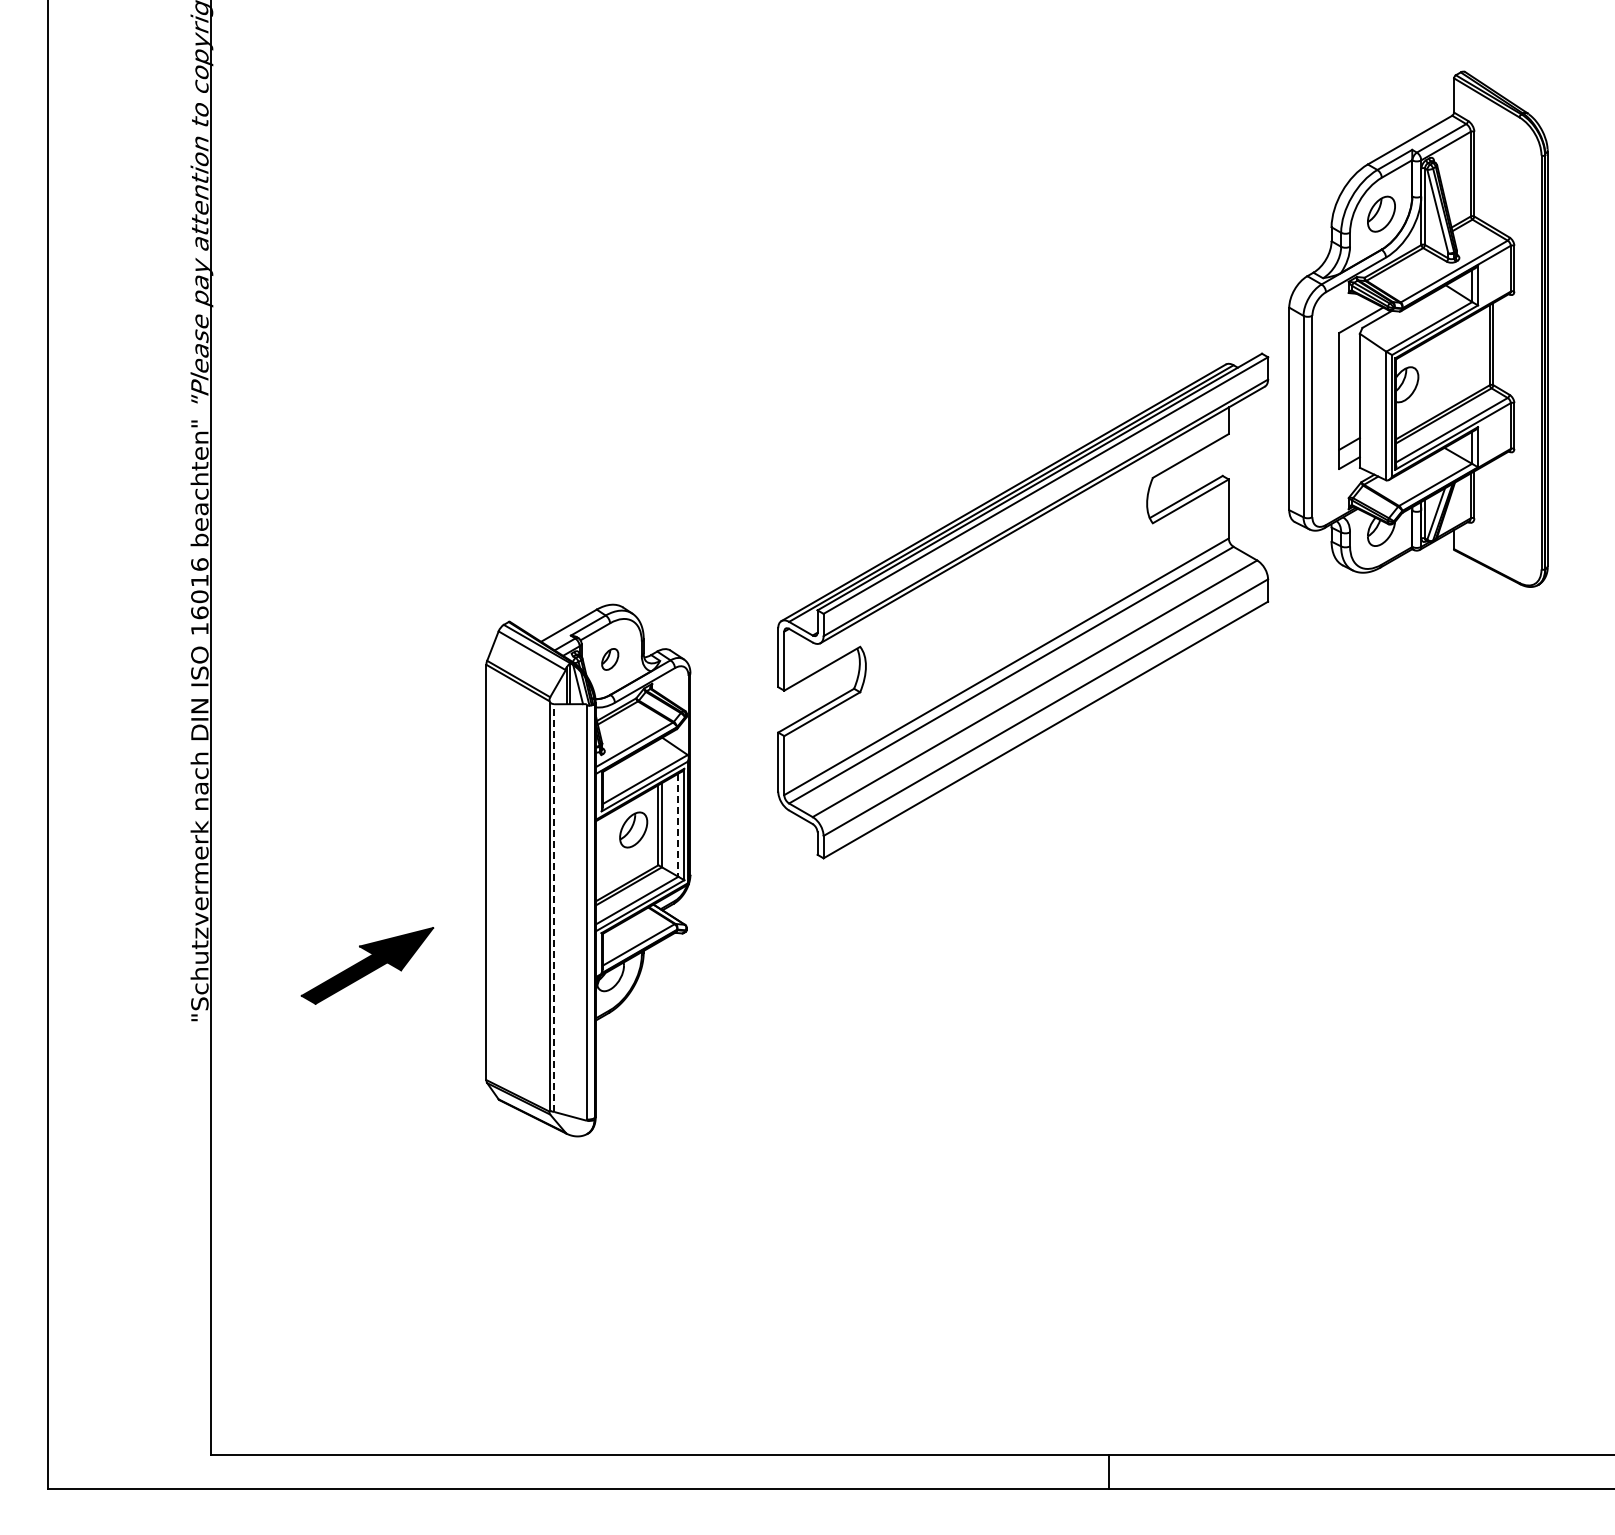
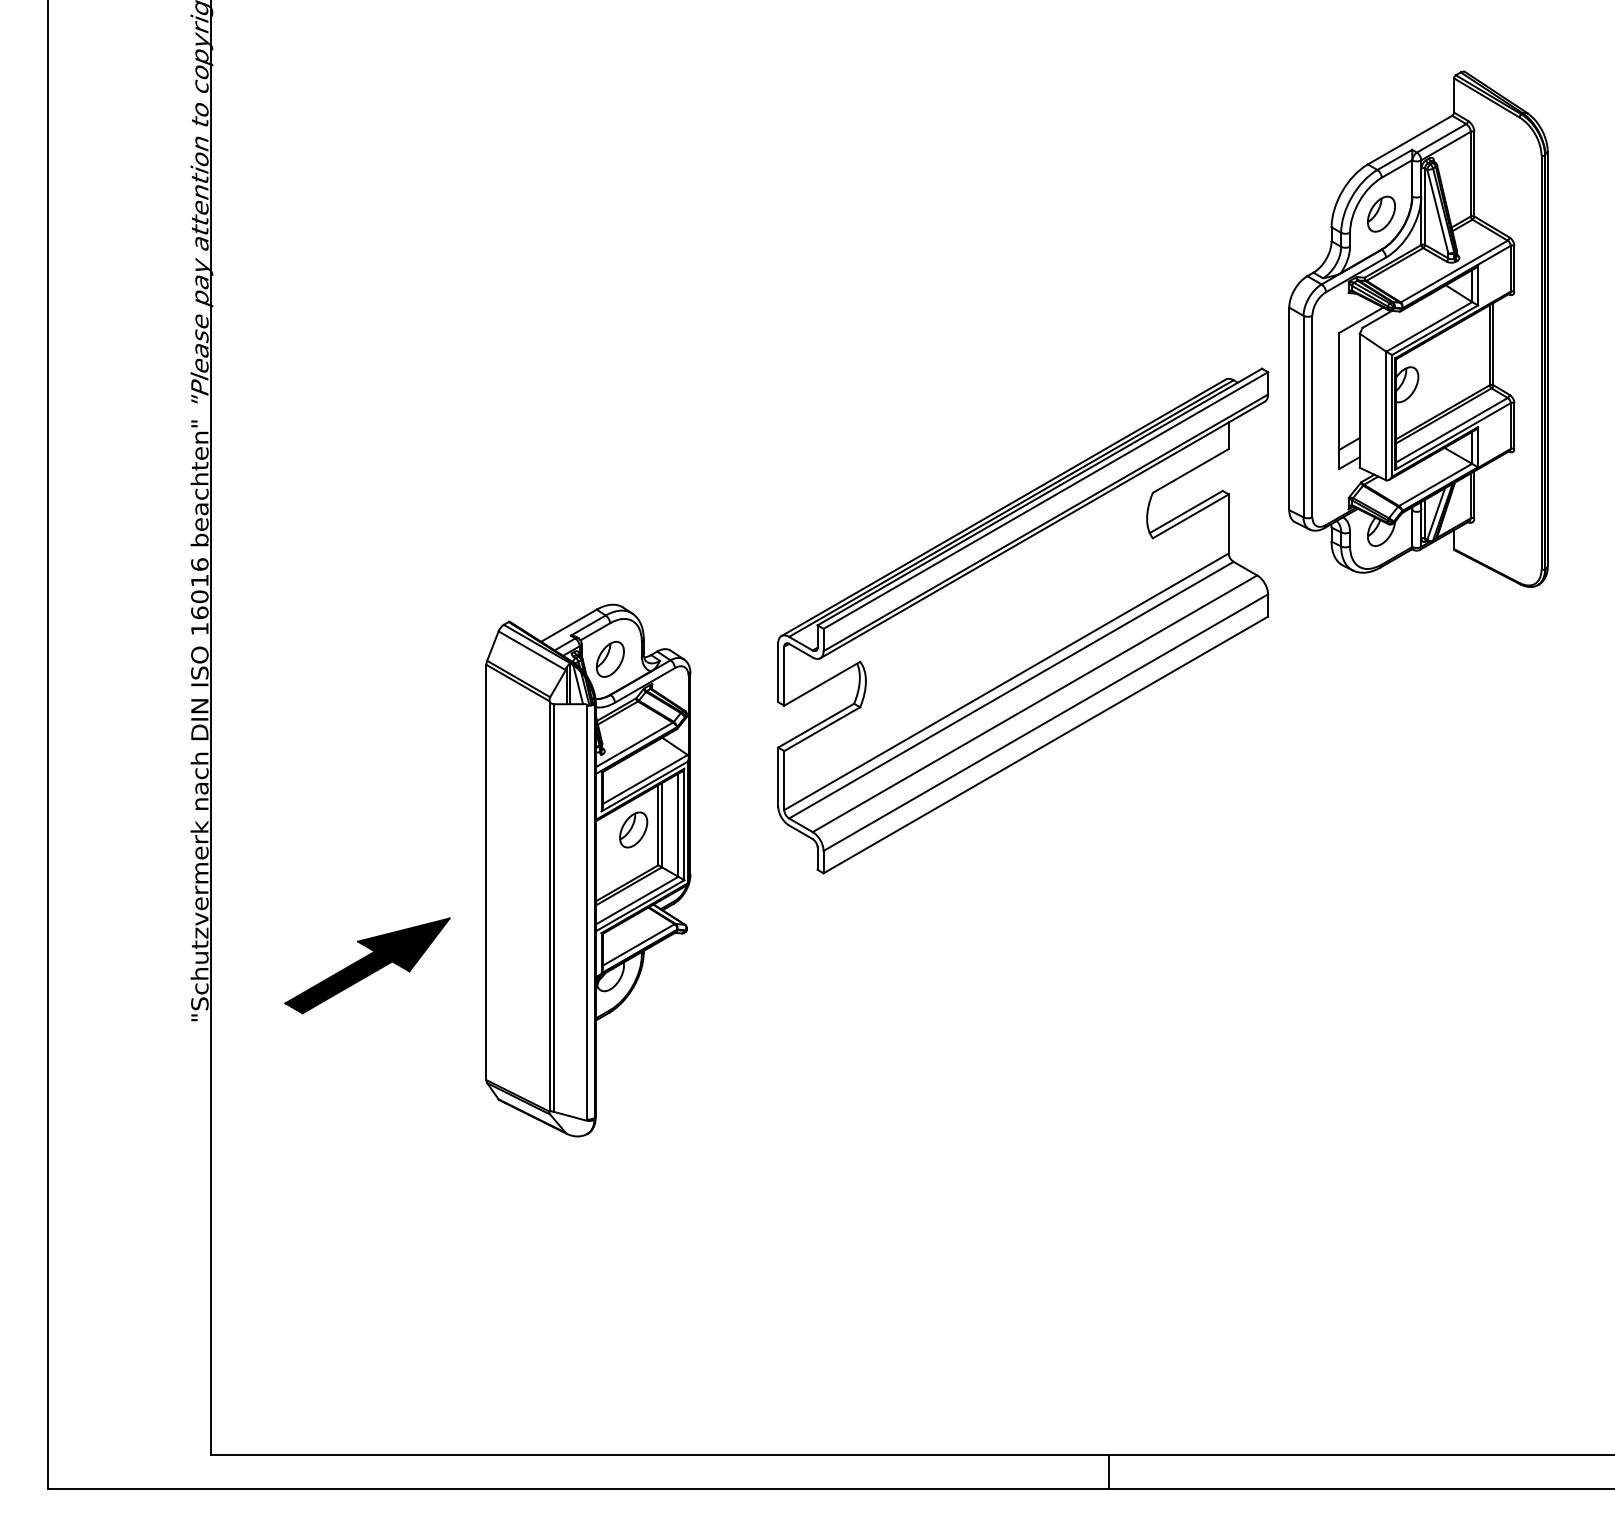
part position: (1023, 605) -> (1023, 620) (1023, 620)
part size: 19x23 px -> 30x37 px (609, 659)
line: dashed -> solid (678, 825)
line: dashed -> solid (554, 908)
part size: 135x78 px -> 167x98 px (367, 965)
